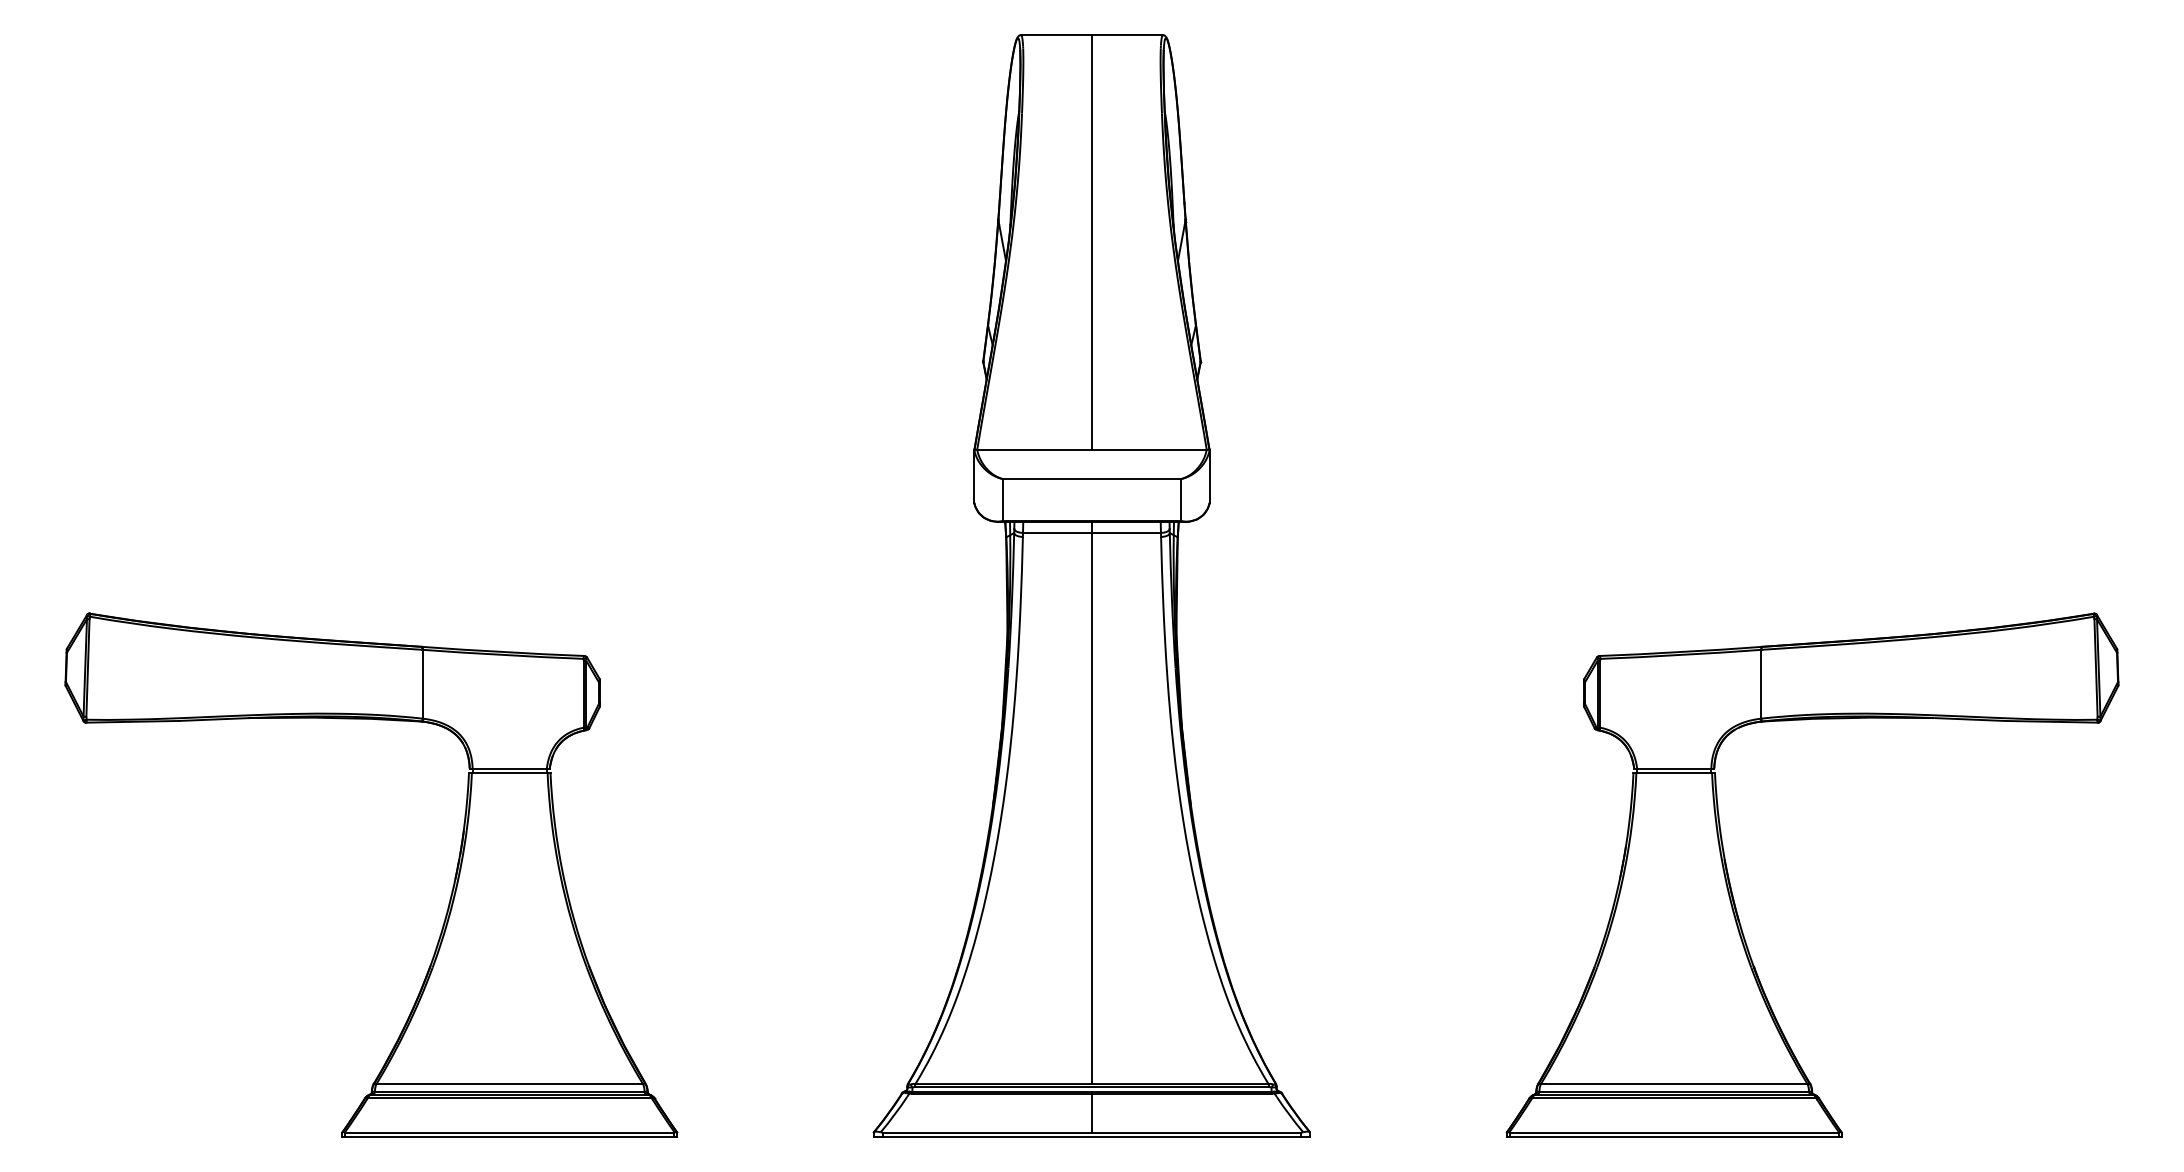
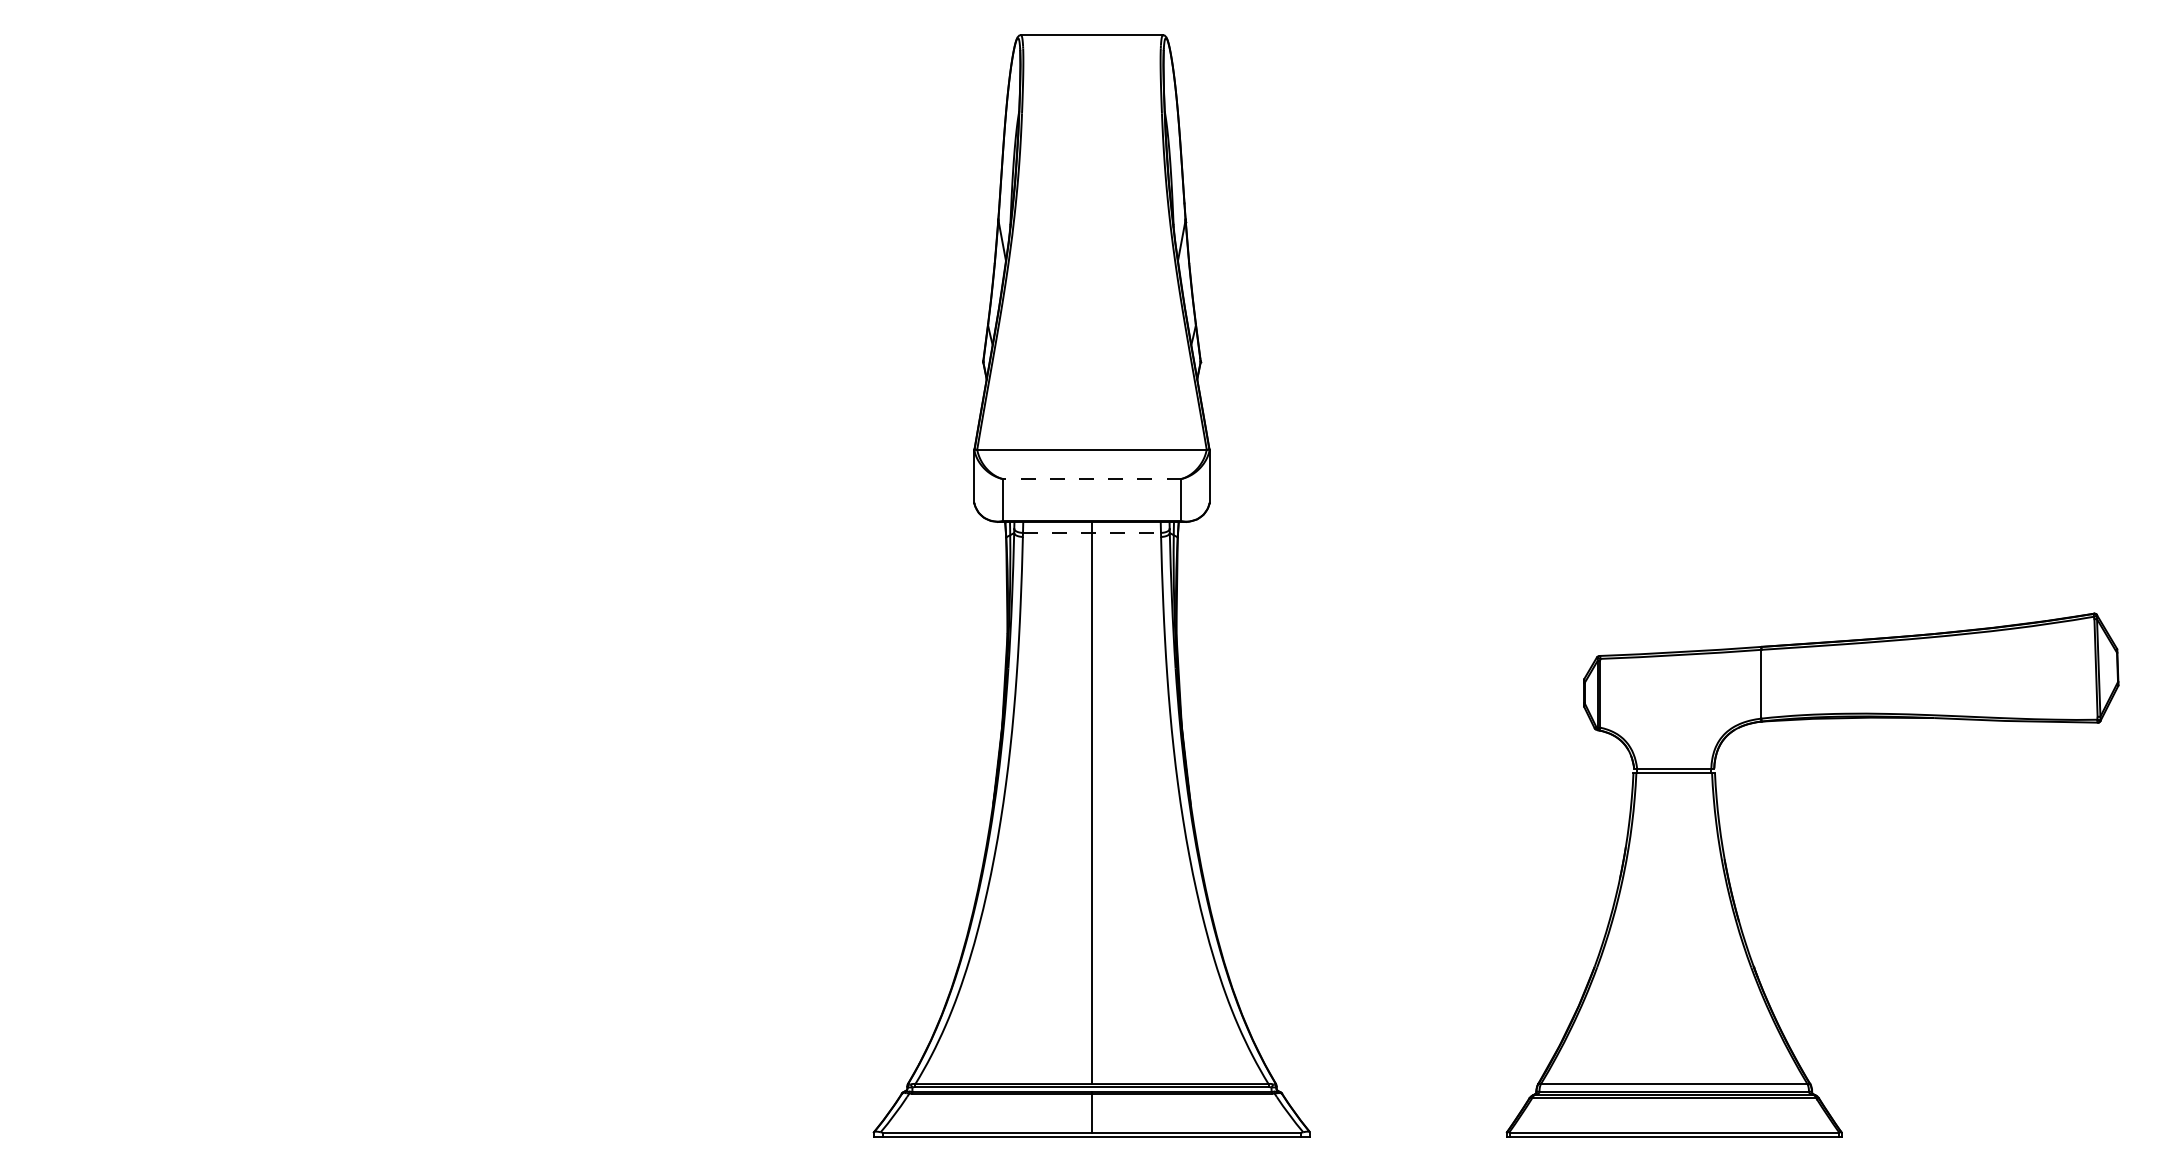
line: present -> none (1092, 242)
line: solid -> dashed (1091, 479)
line: solid -> dashed (1092, 532)
part: present -> none (451, 890)
